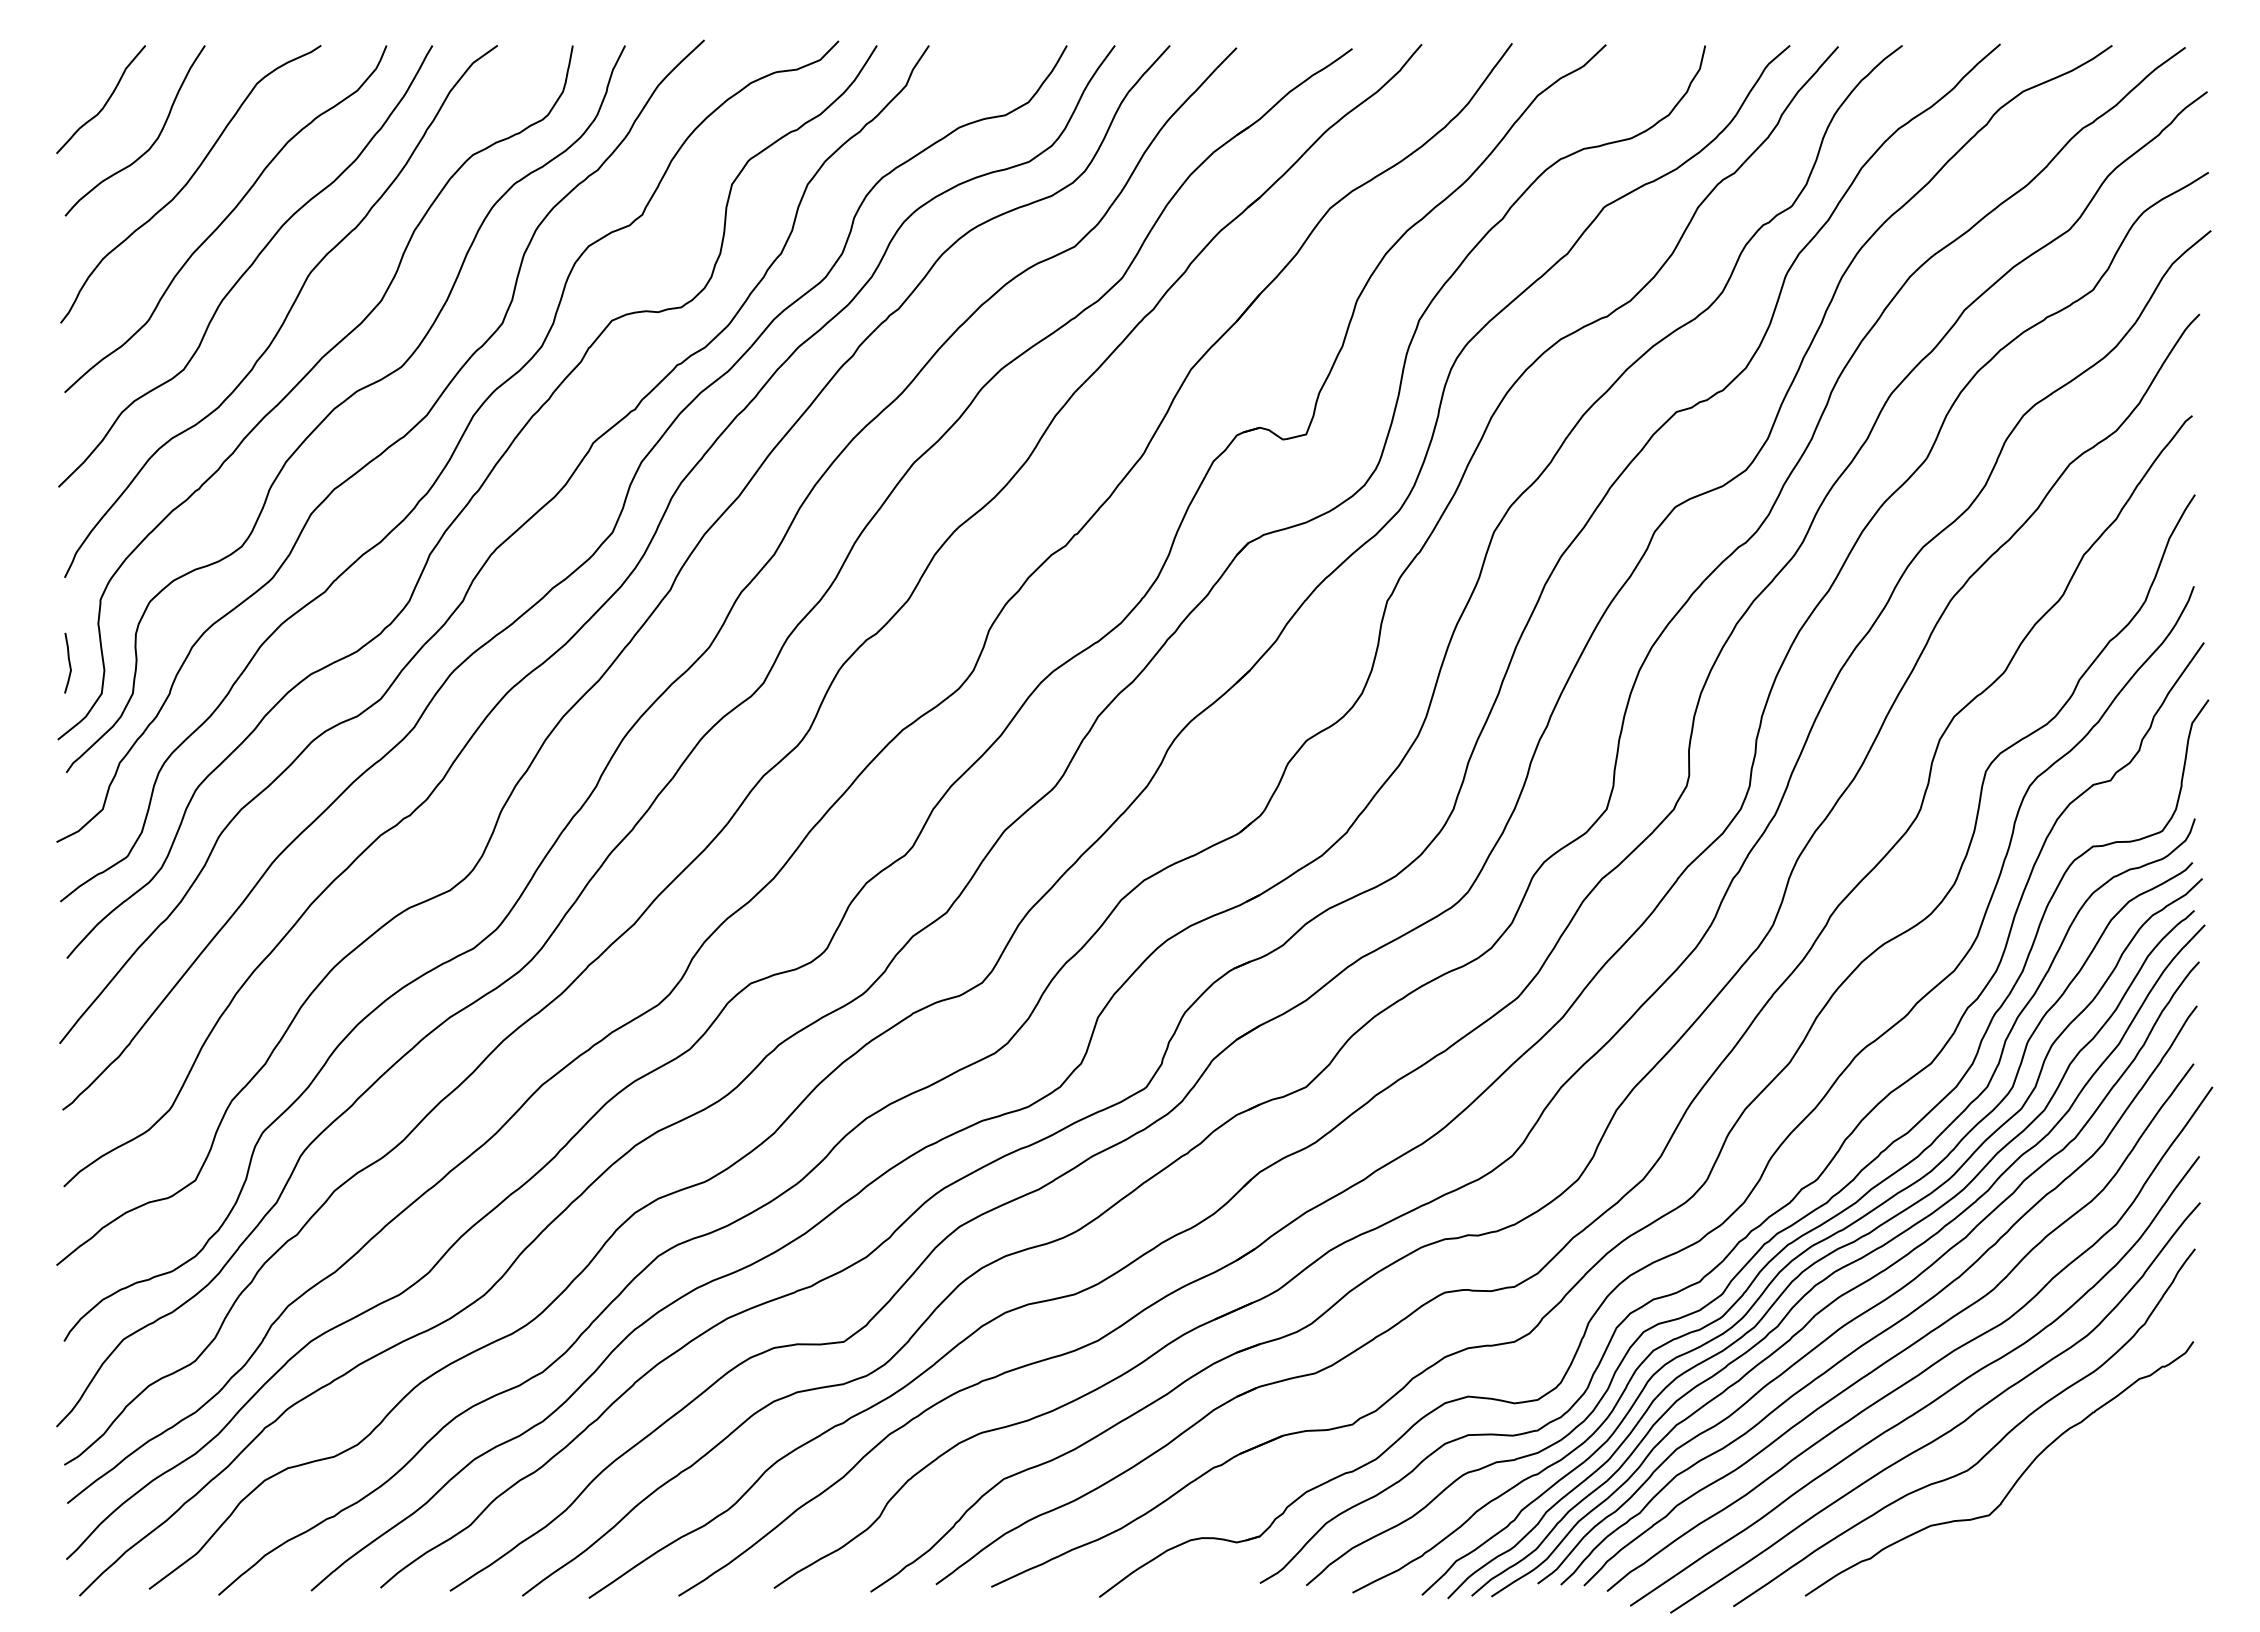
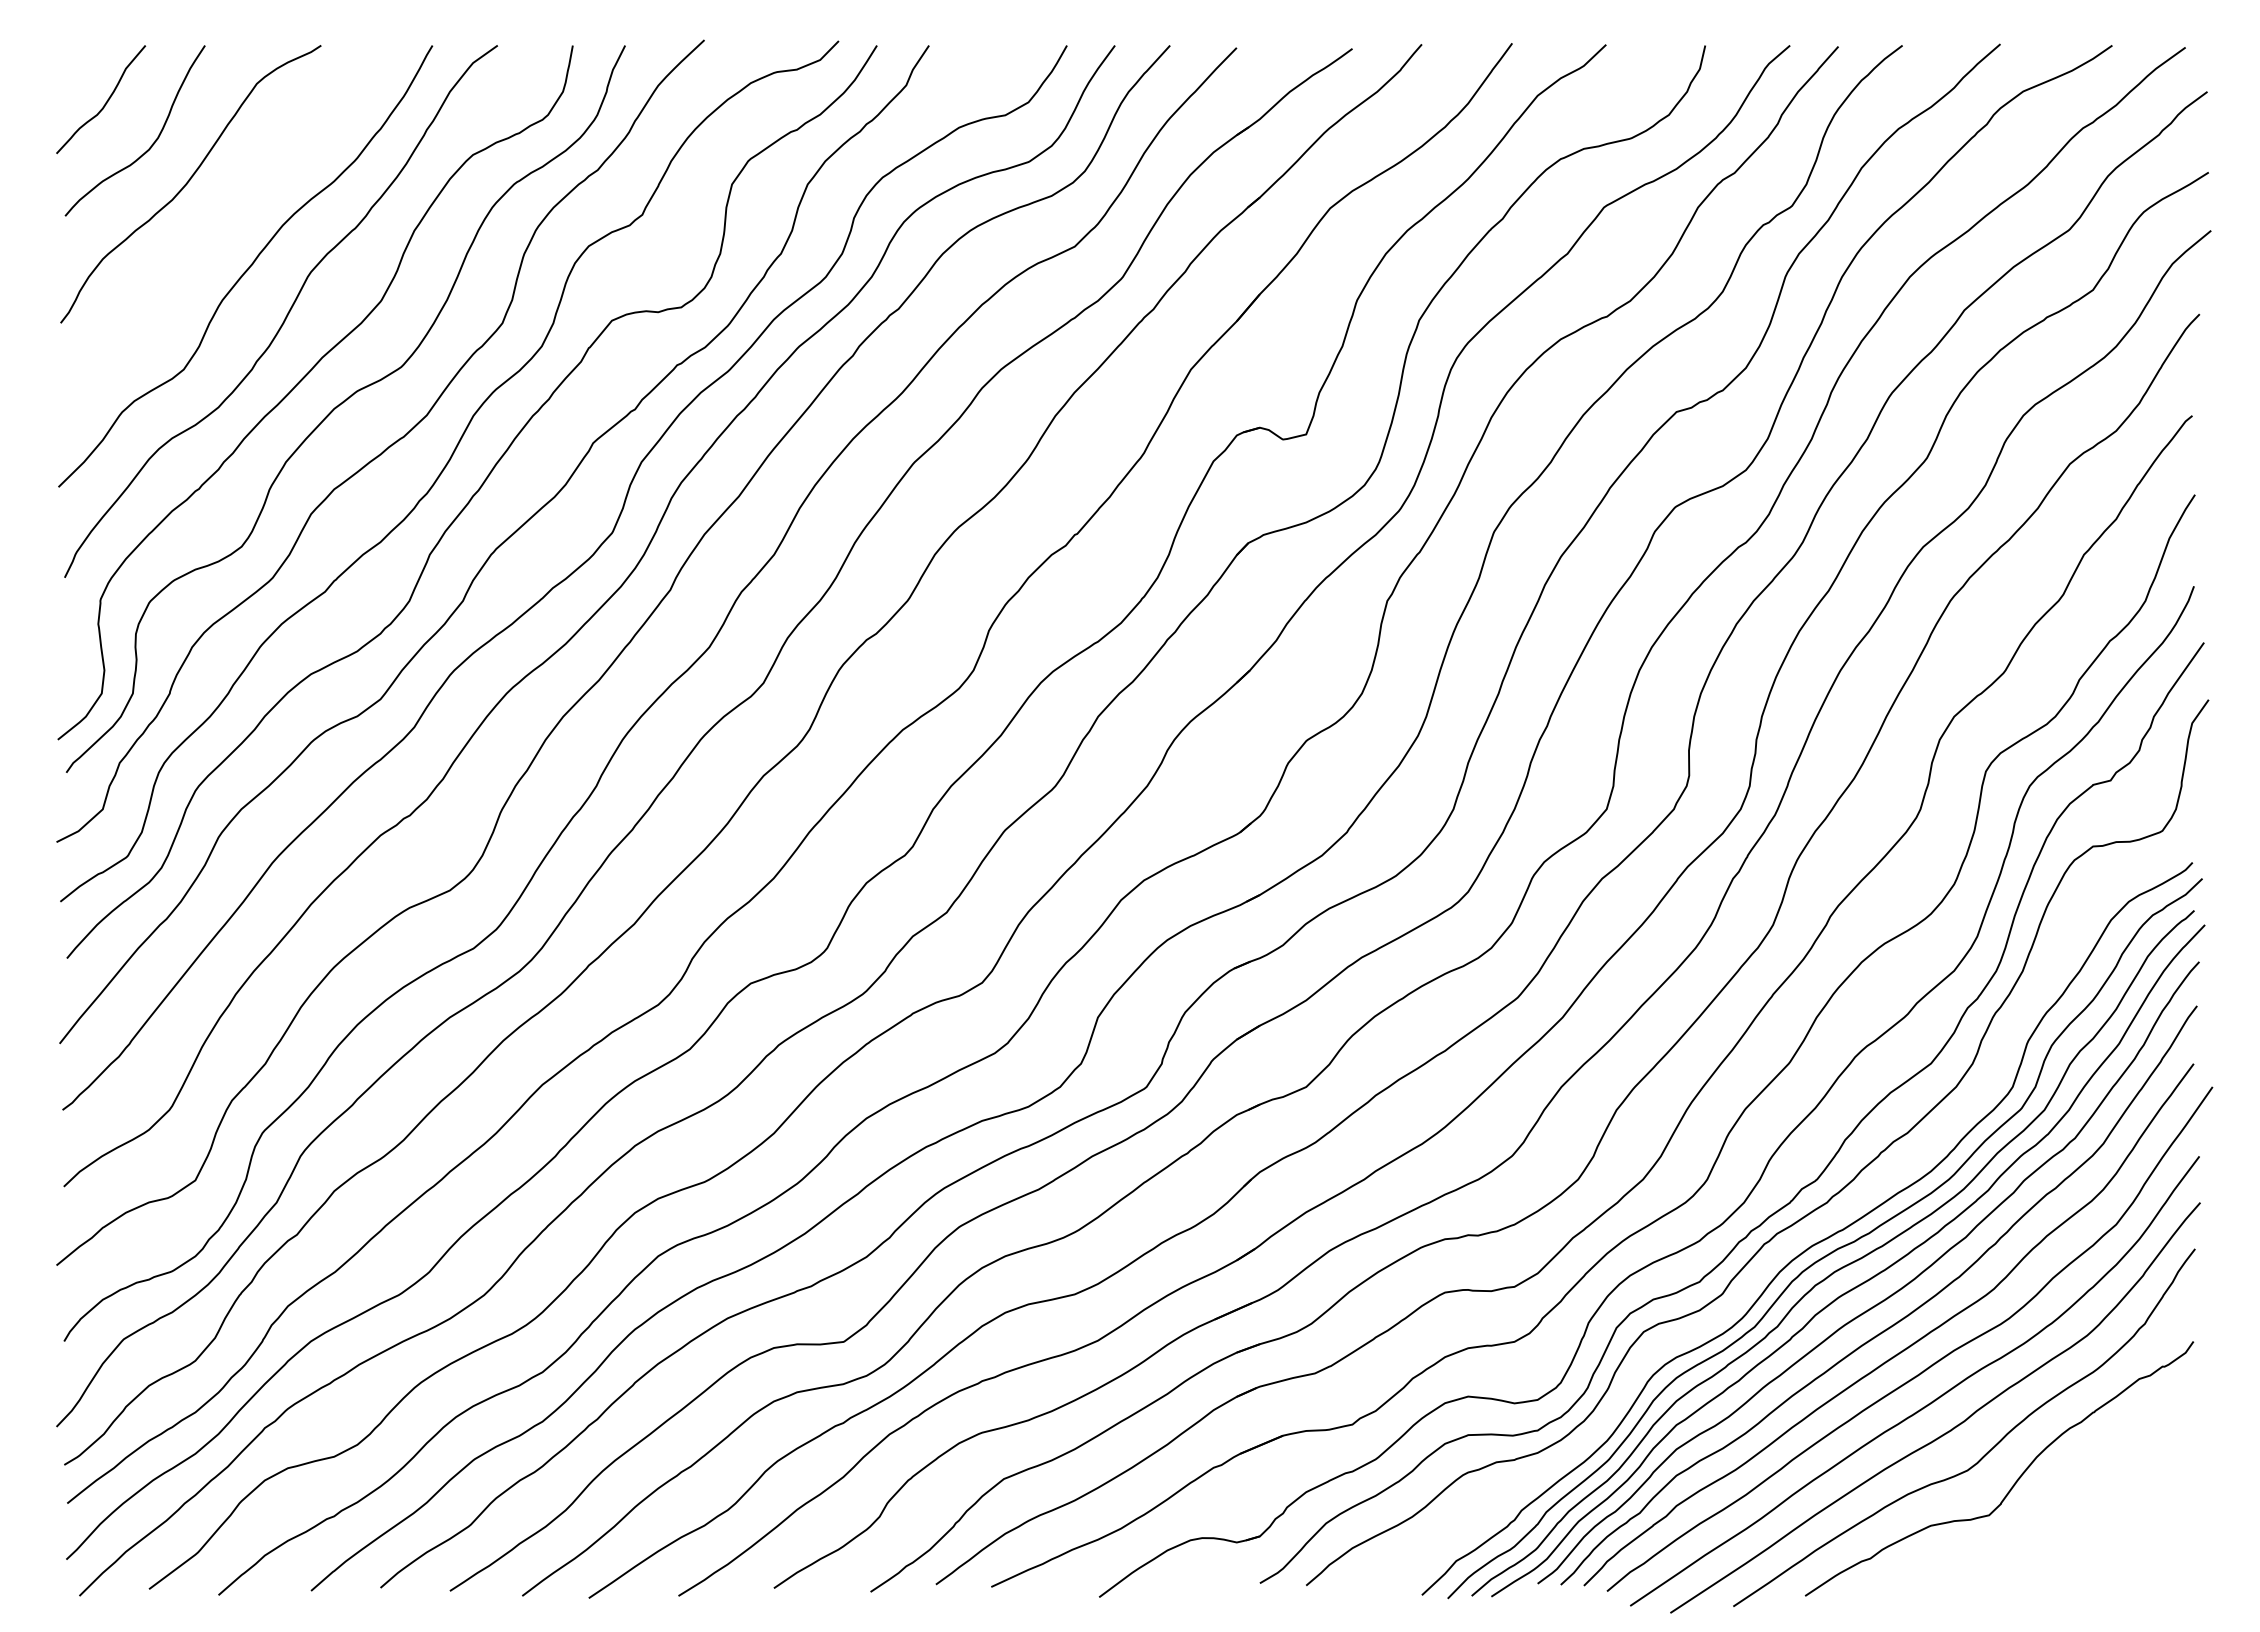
curve: present -> none (225, 219)
curve: present -> none (68, 662)
curve: present -> none (1794, 1239)
